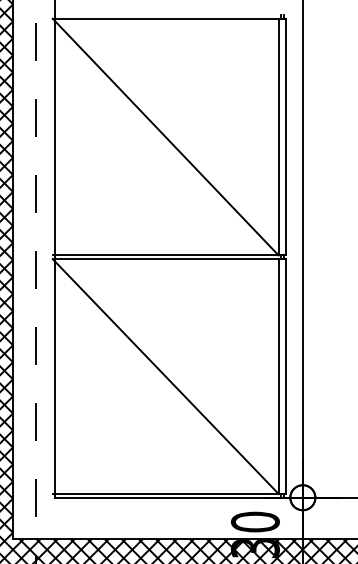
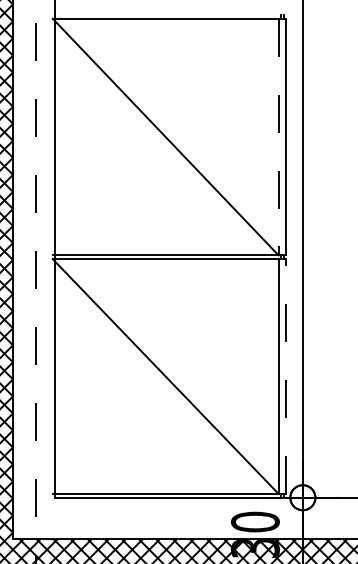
line: solid -> dashed (278, 137)
line: solid -> dashed (286, 376)
